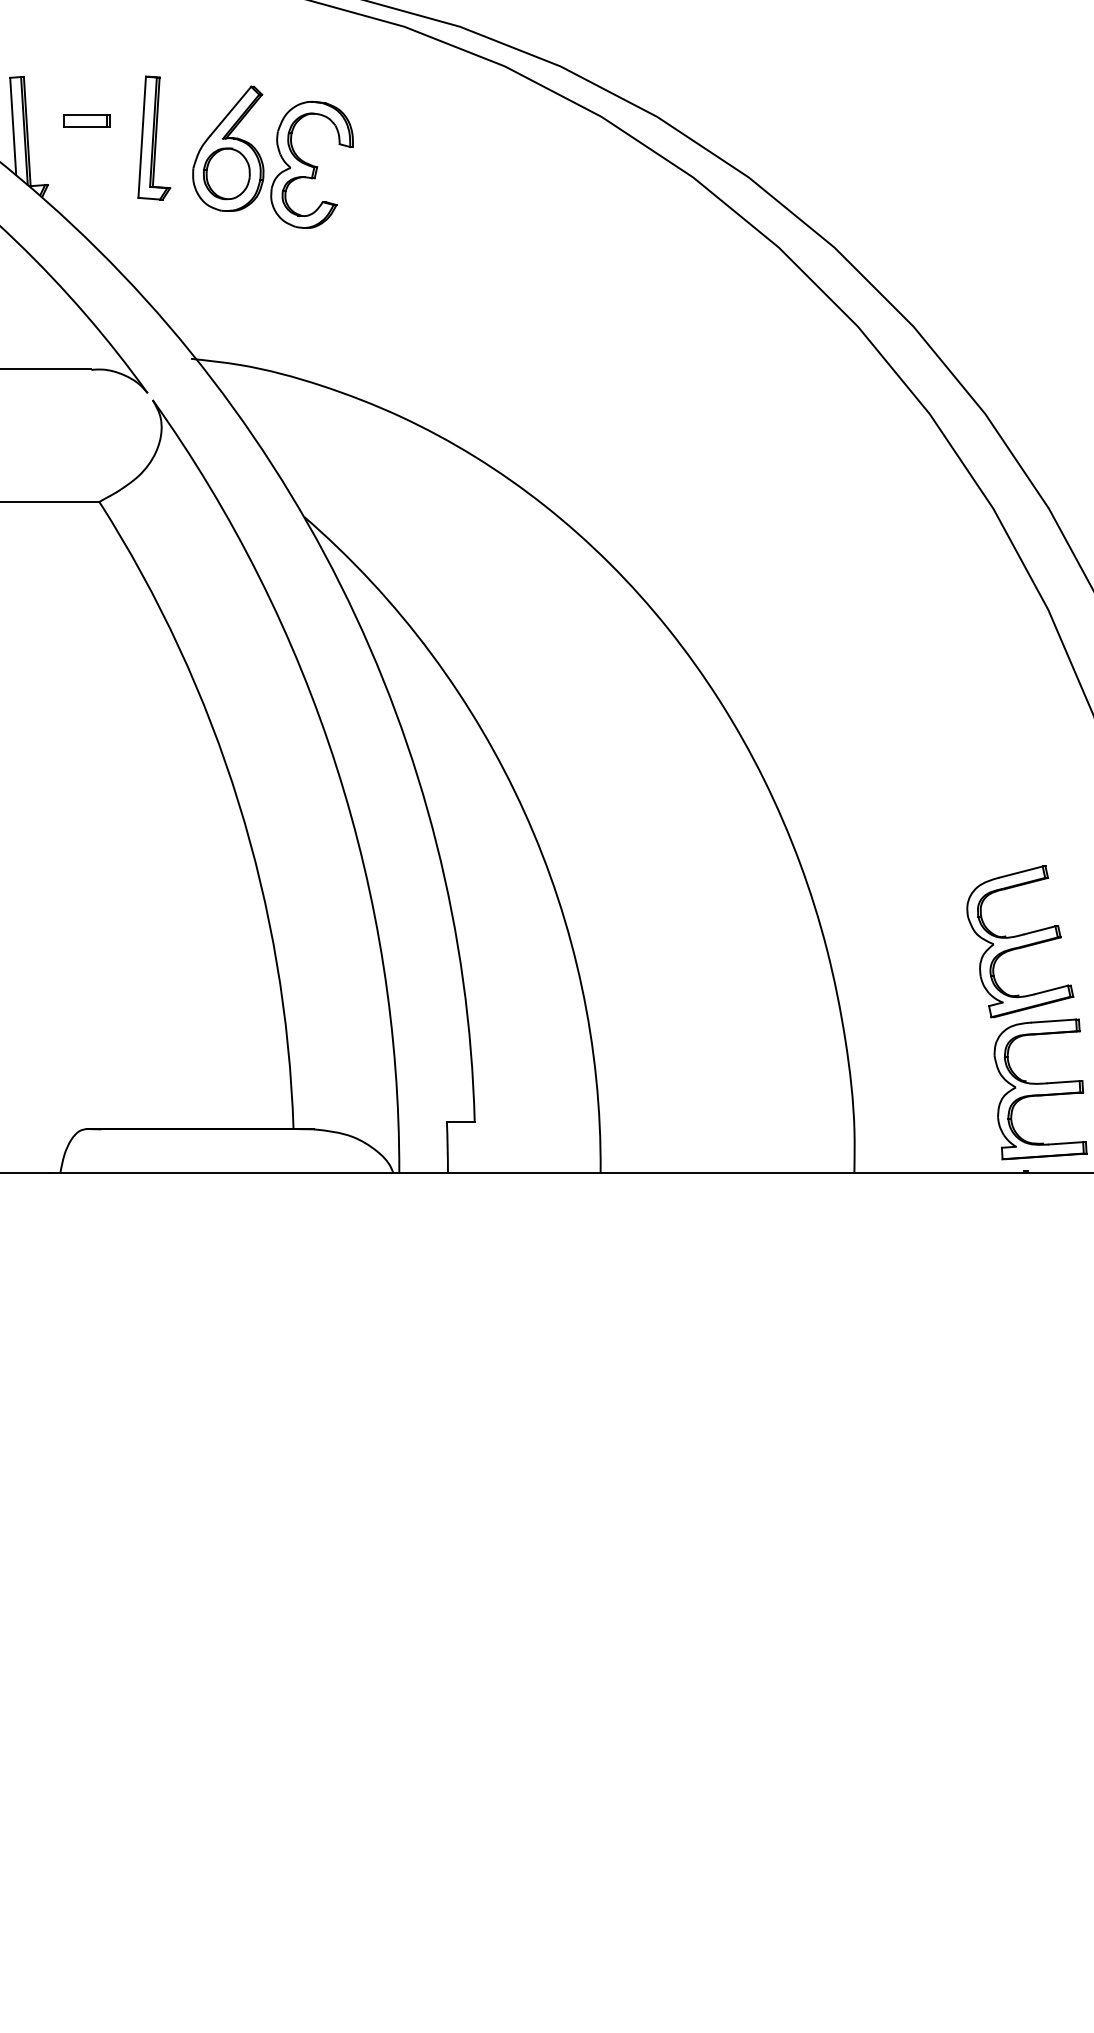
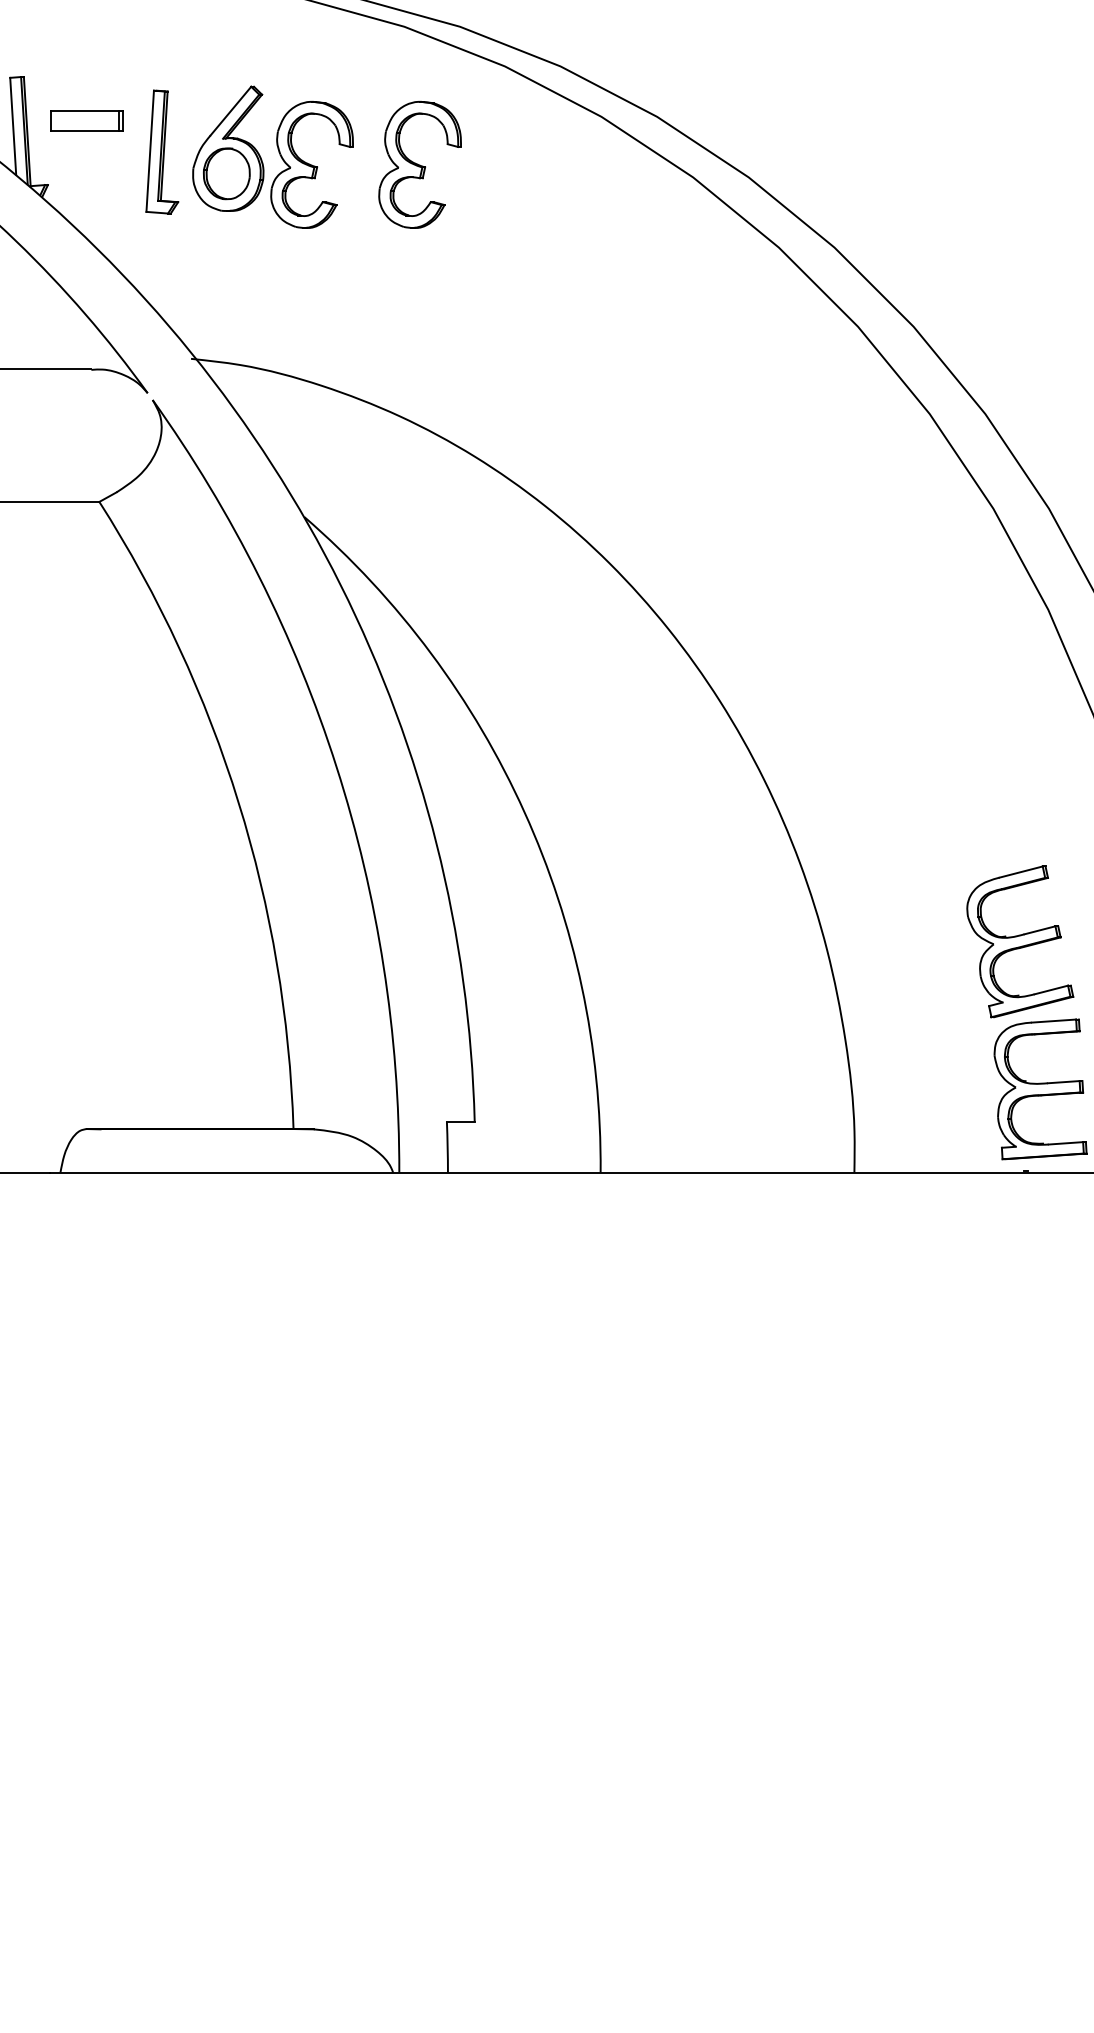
part size: 48x14 px -> 74x22 px (86, 120)
part position: (154, 137) -> (162, 151) (162, 151)
part: none -> present (419, 164)
